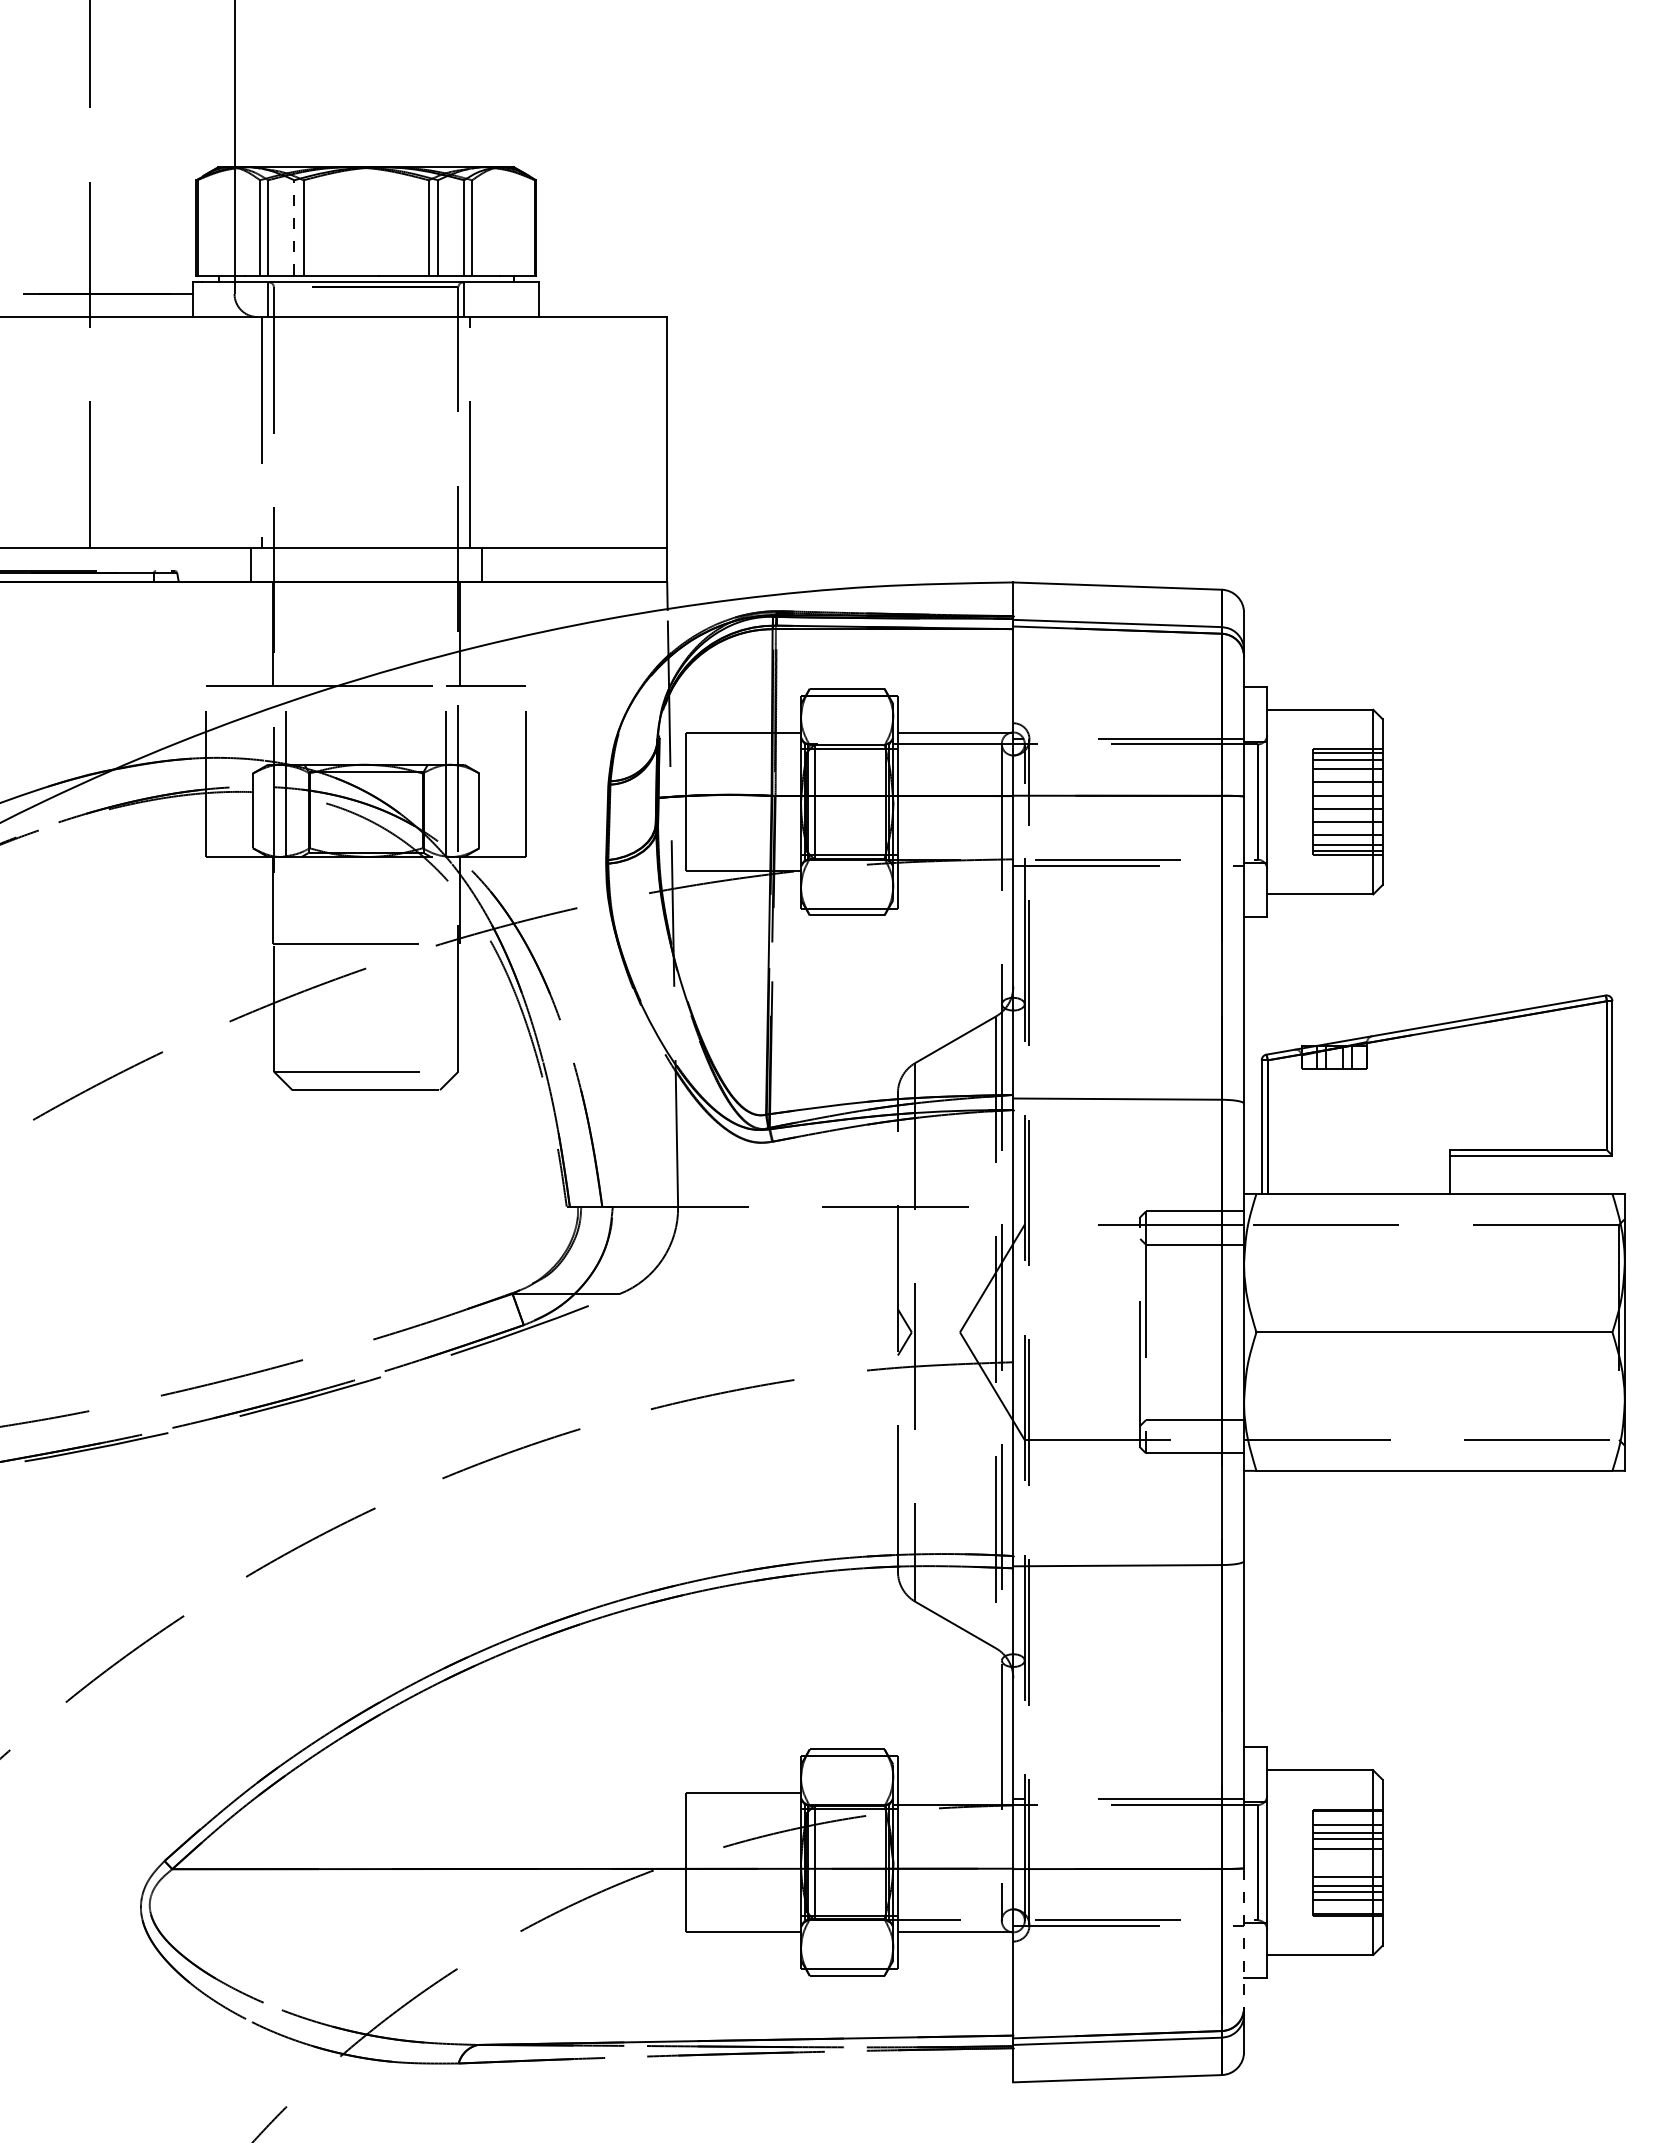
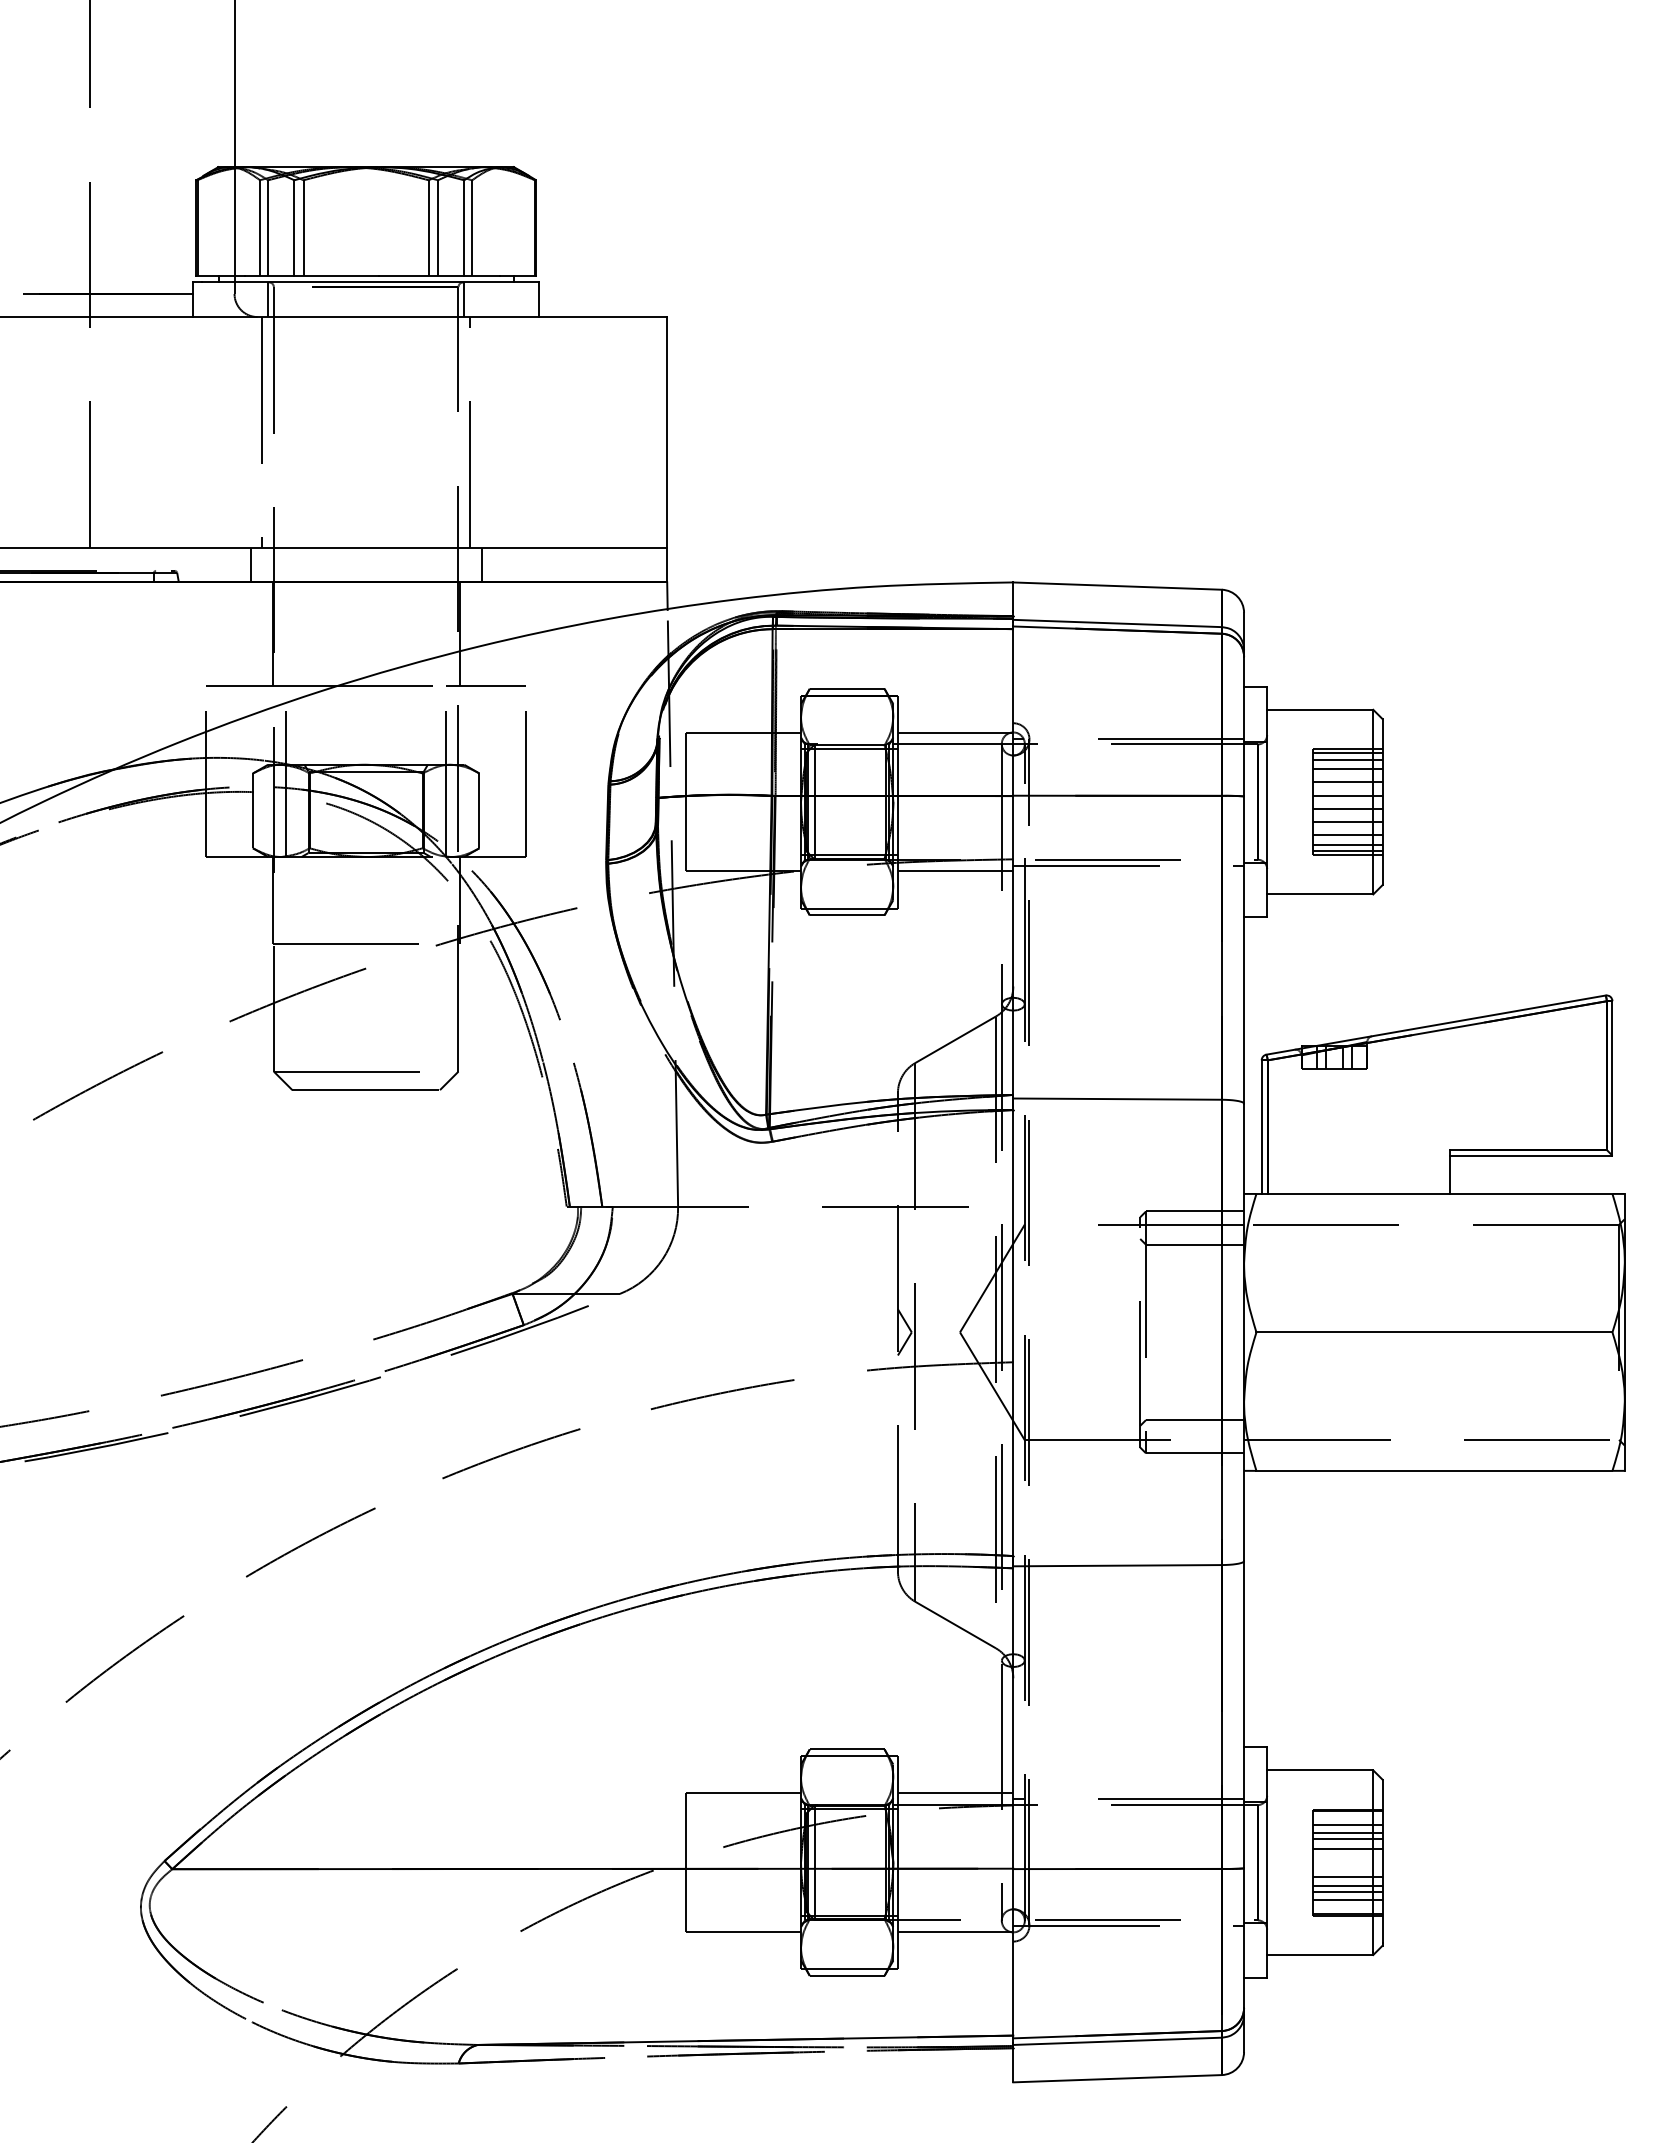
line: dashed -> solid (294, 227)
line: none -> present (955, 871)
line: none -> present (955, 1793)
line: dashed -> solid (1244, 1938)
